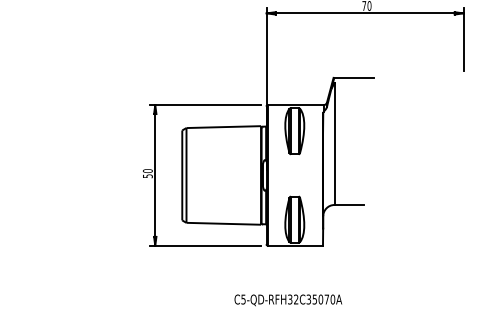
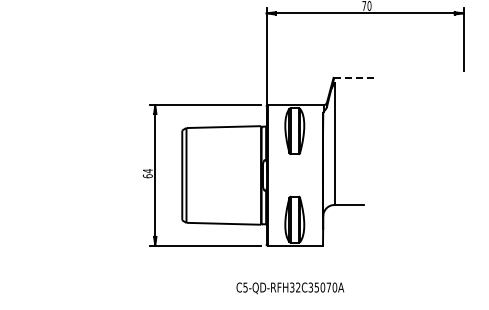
line: solid -> dashed (354, 77)
text: 50 -> 64 (147, 173)
text position: (288, 300) -> (290, 288) (290, 288)
